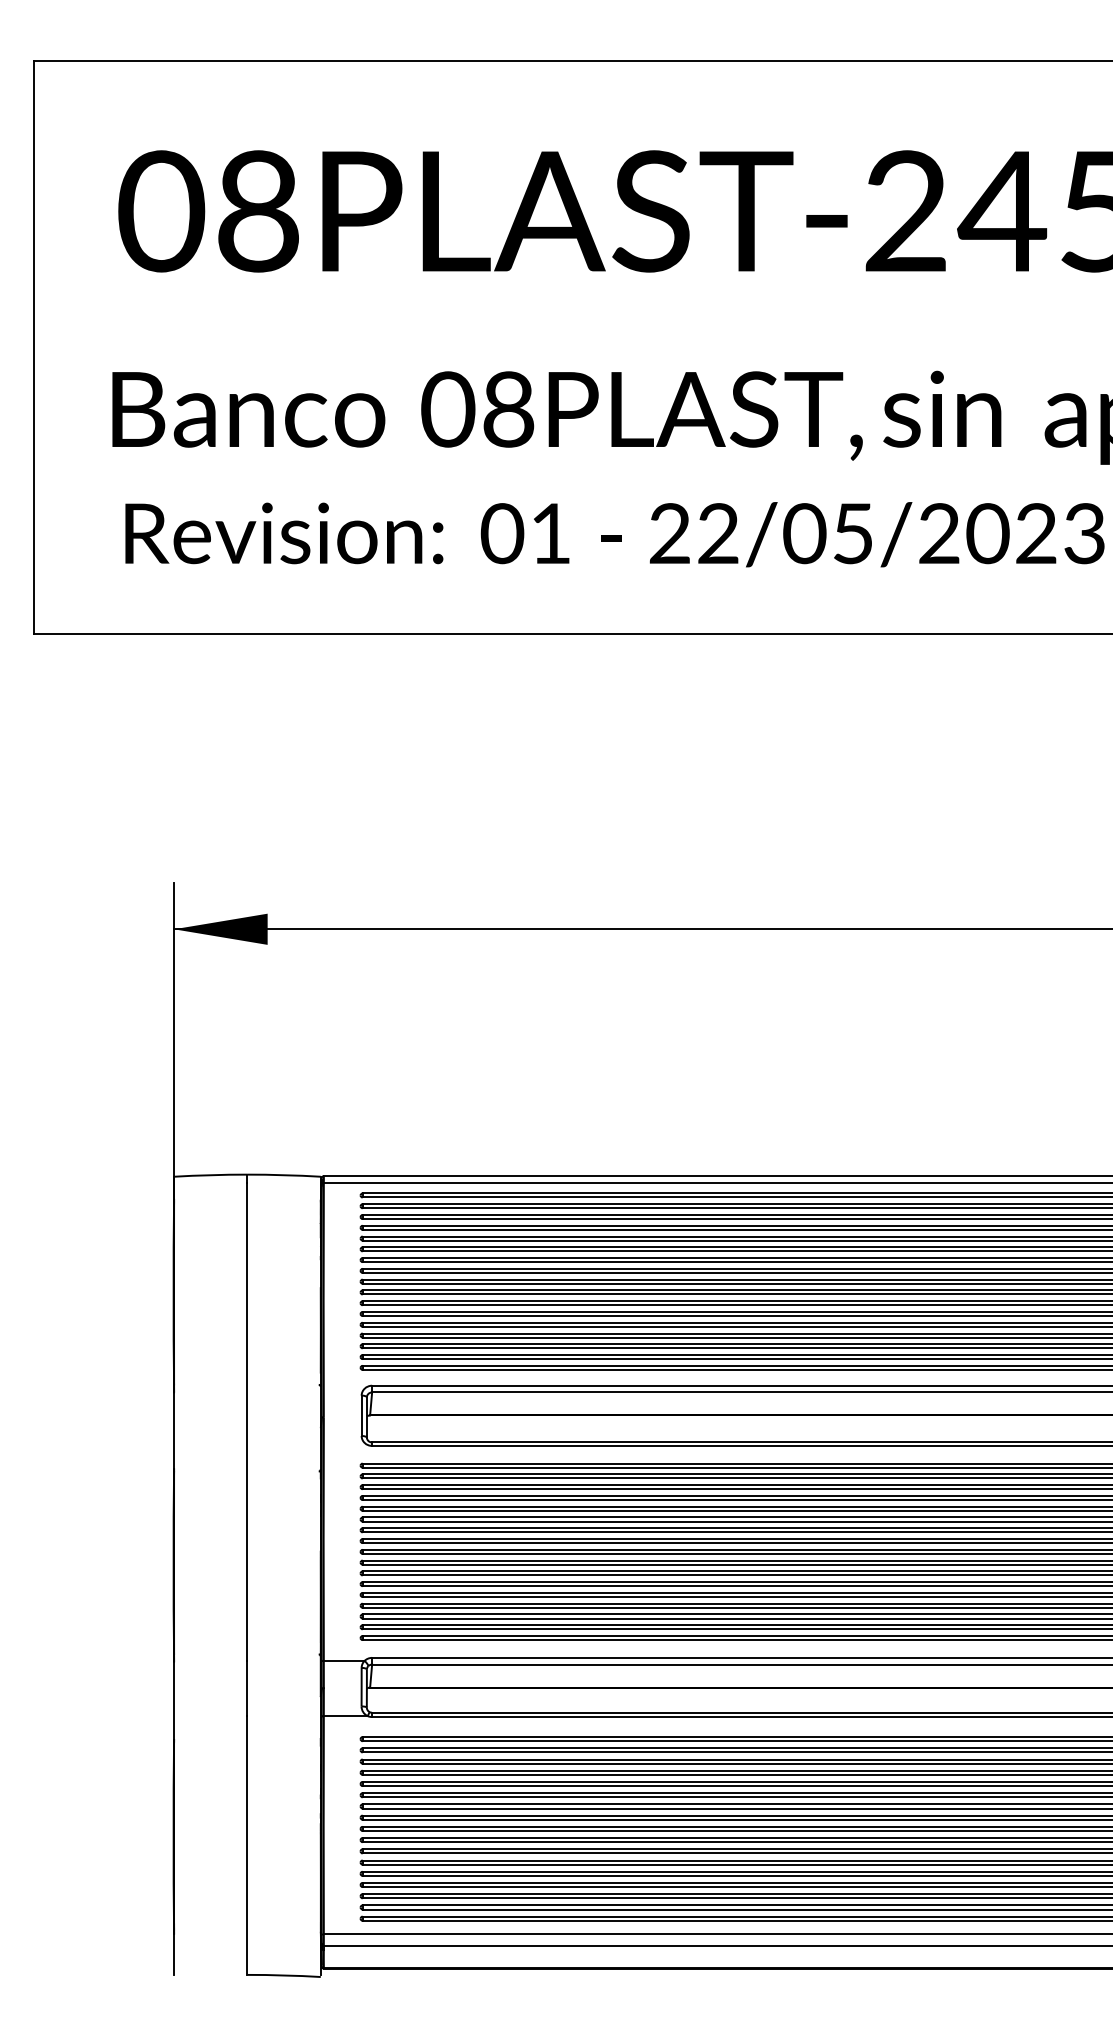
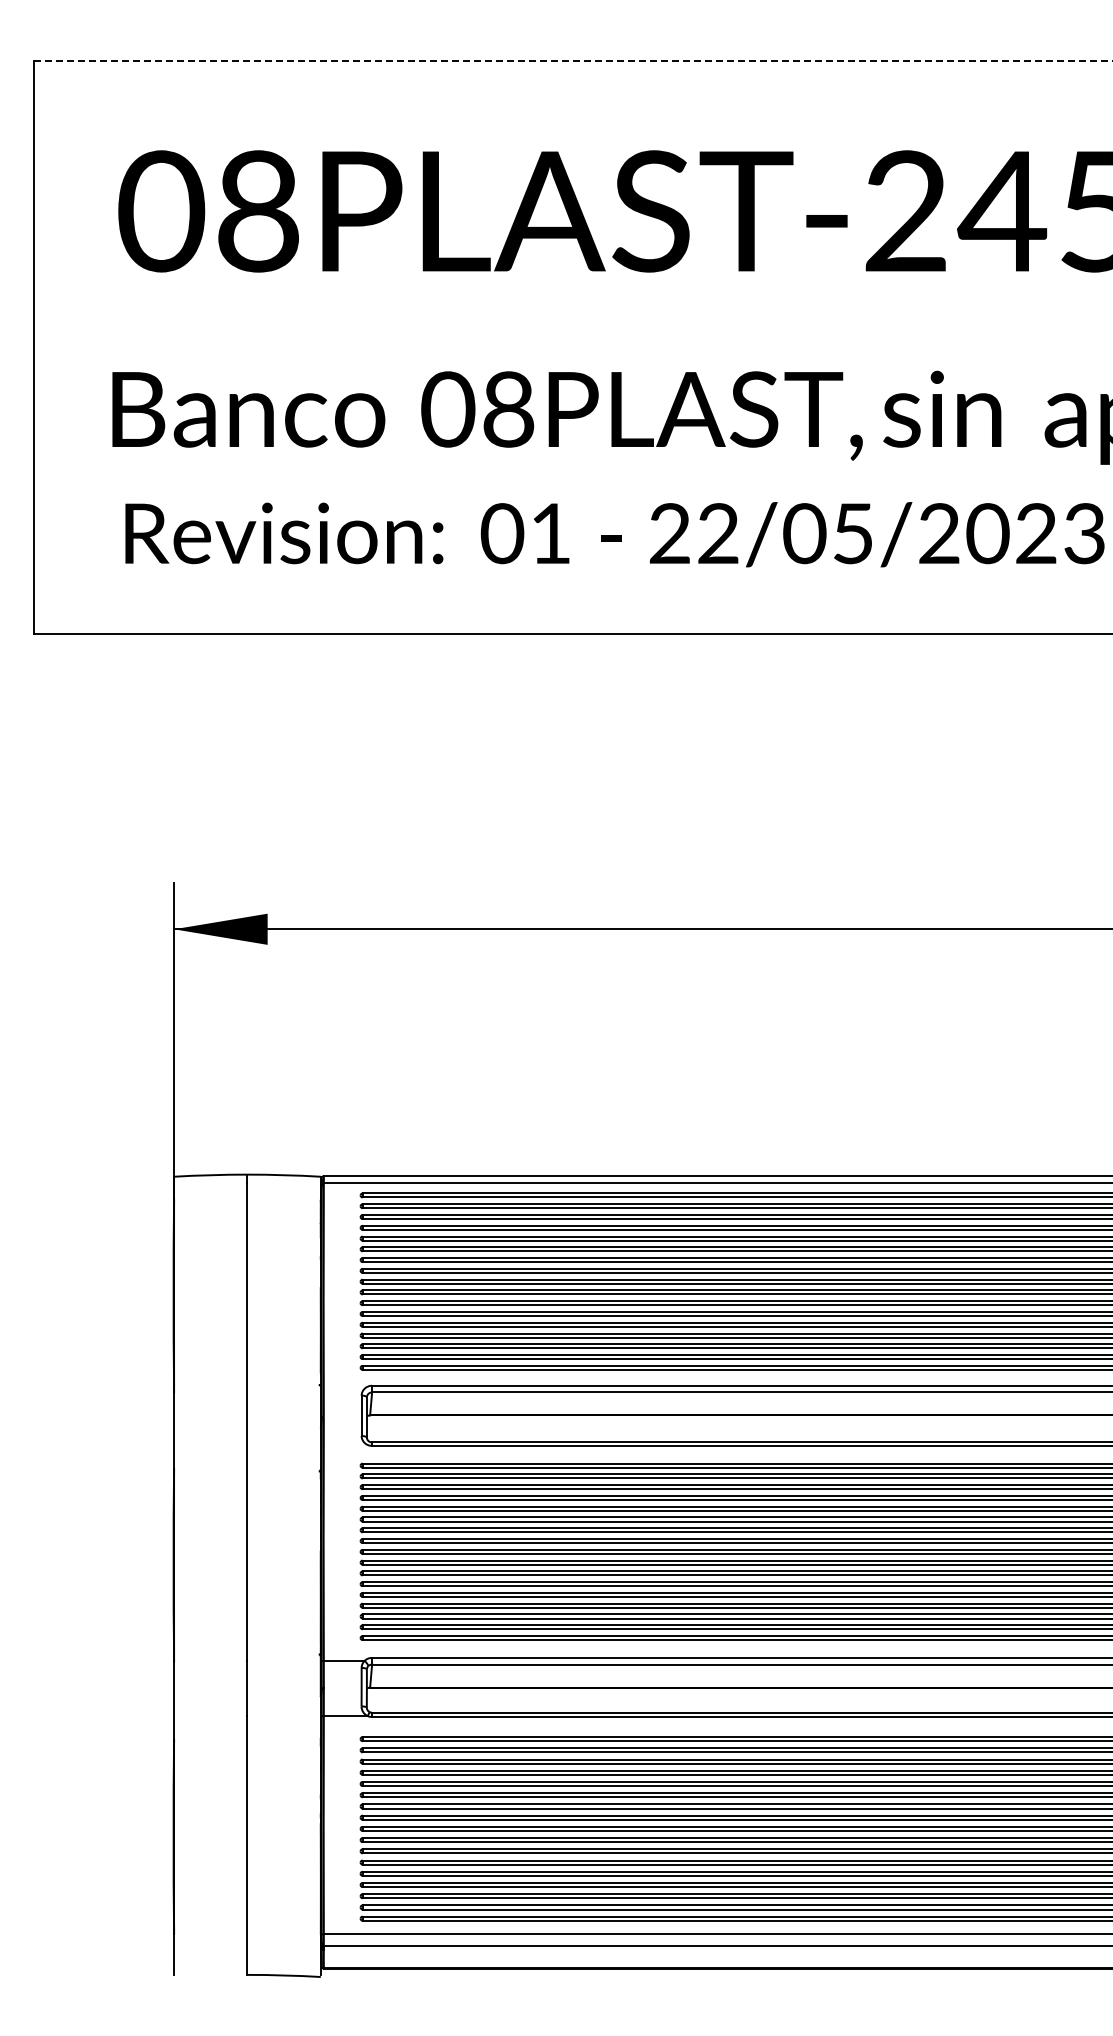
line: solid -> dashed (572, 61)
